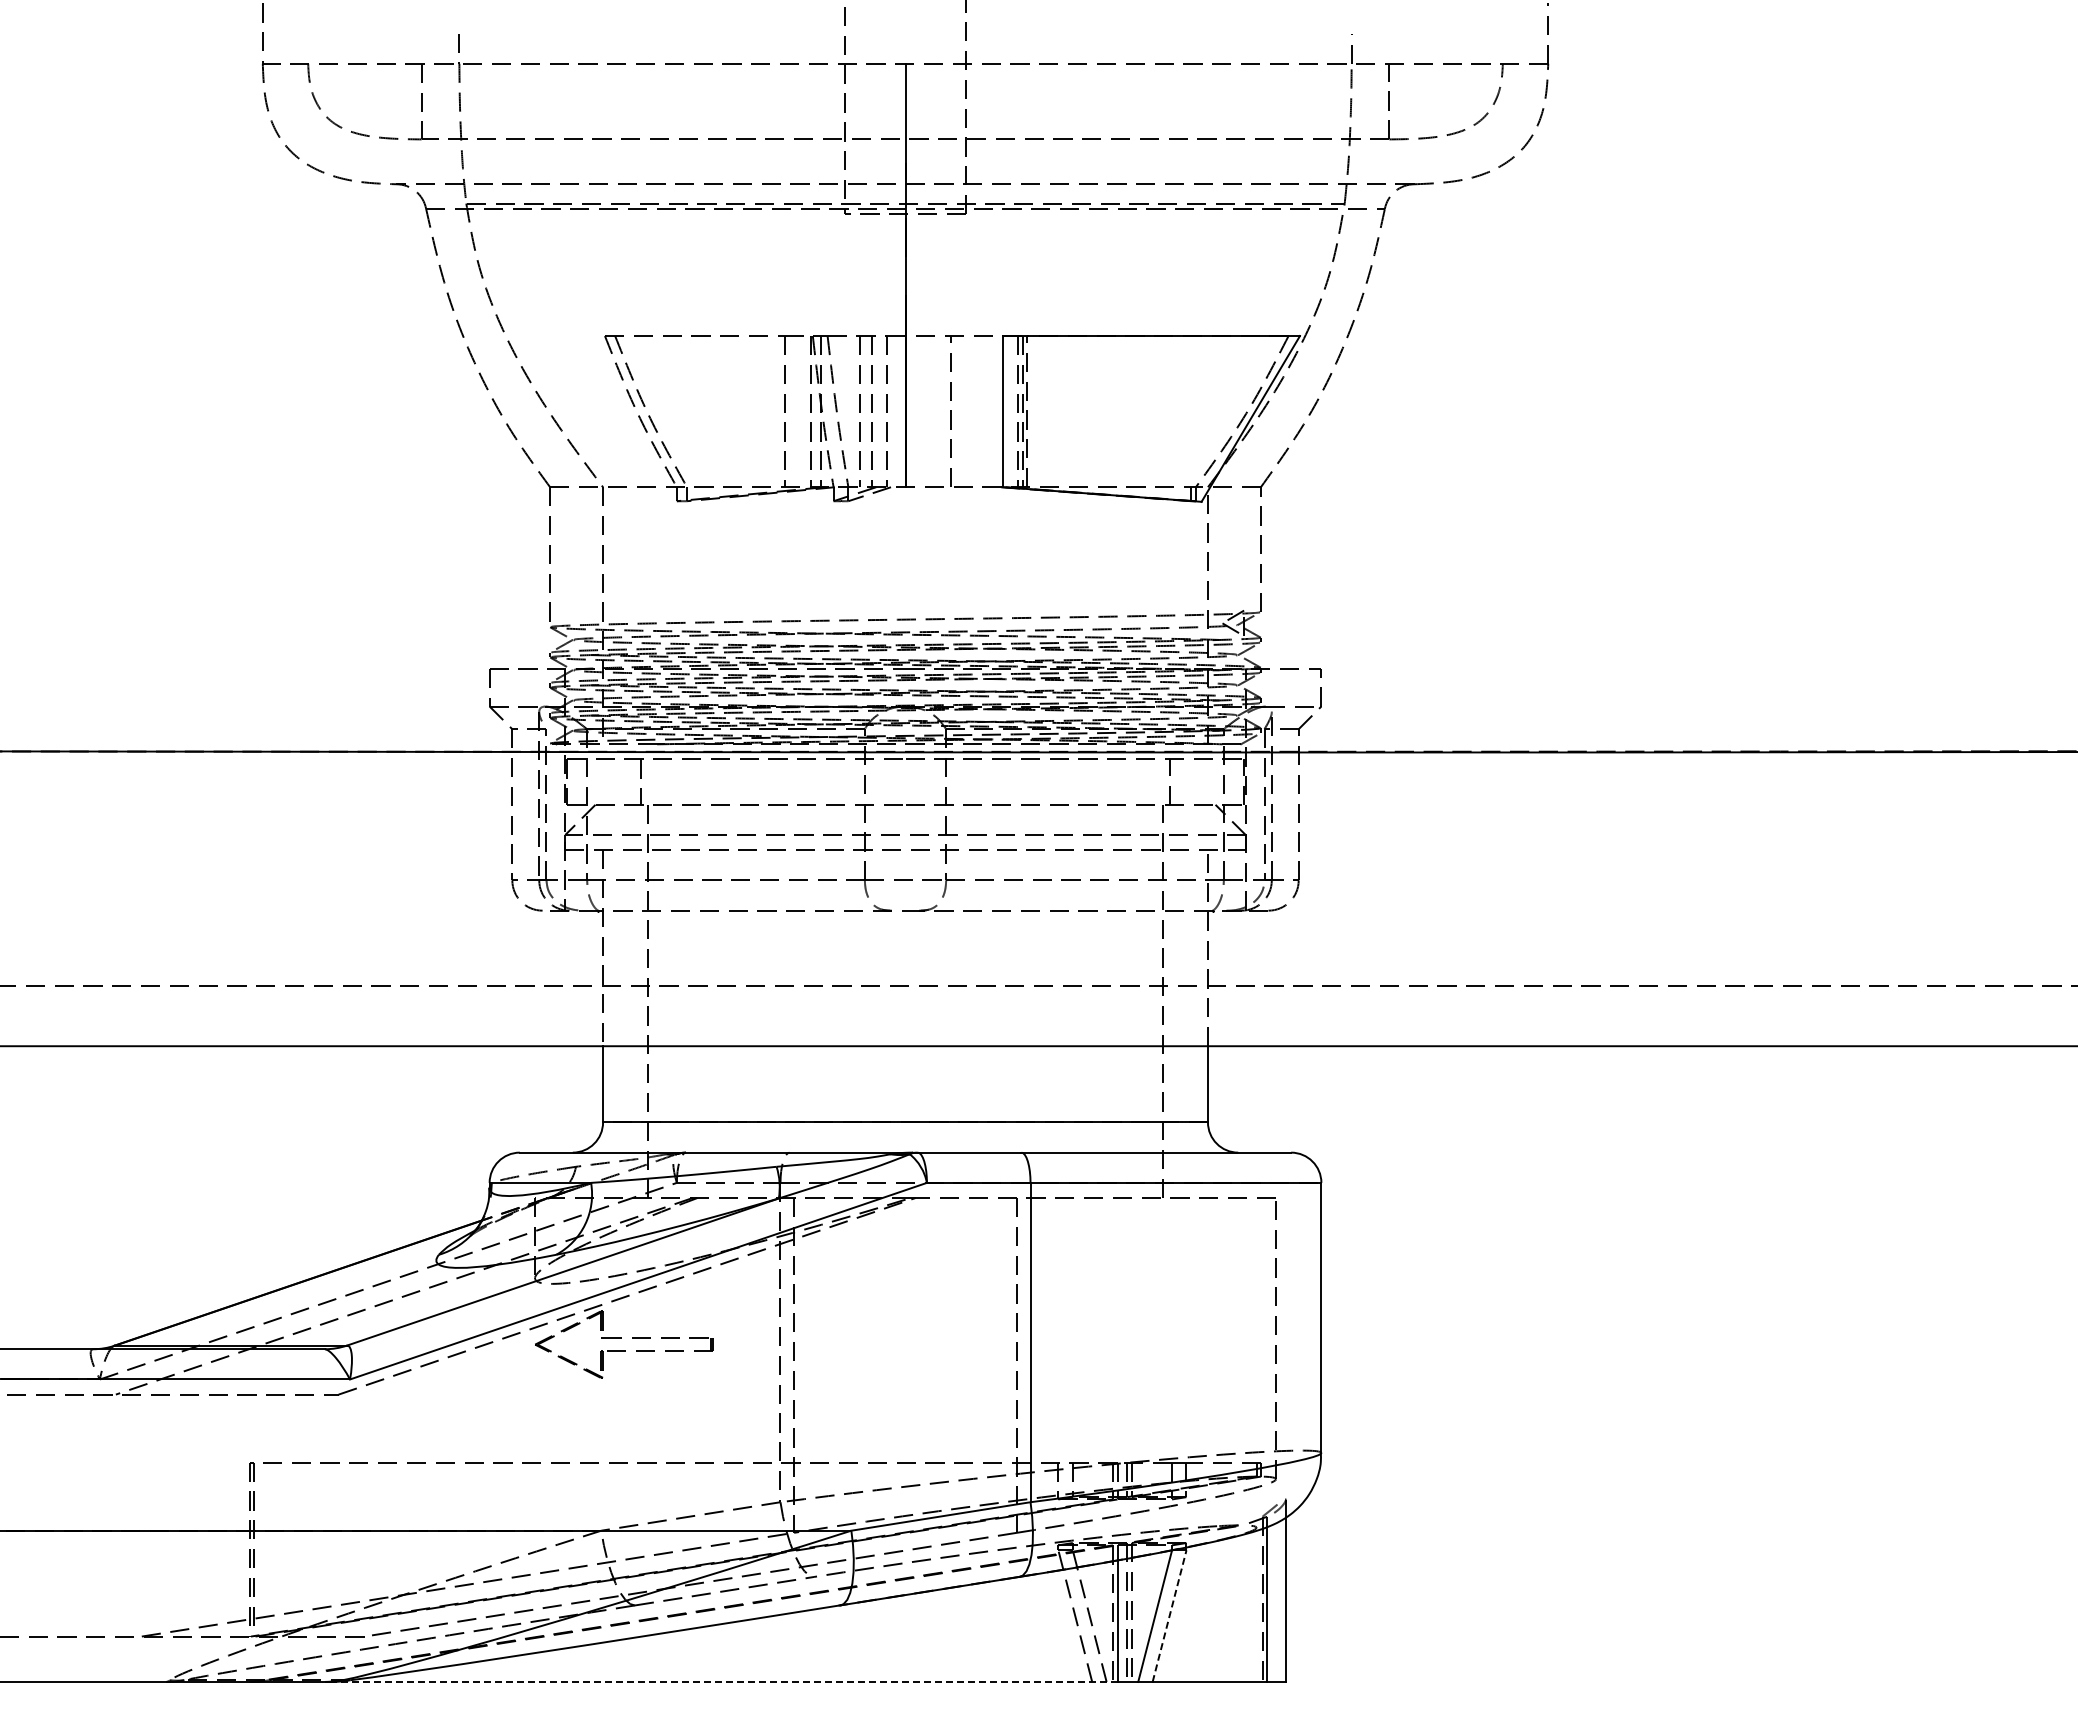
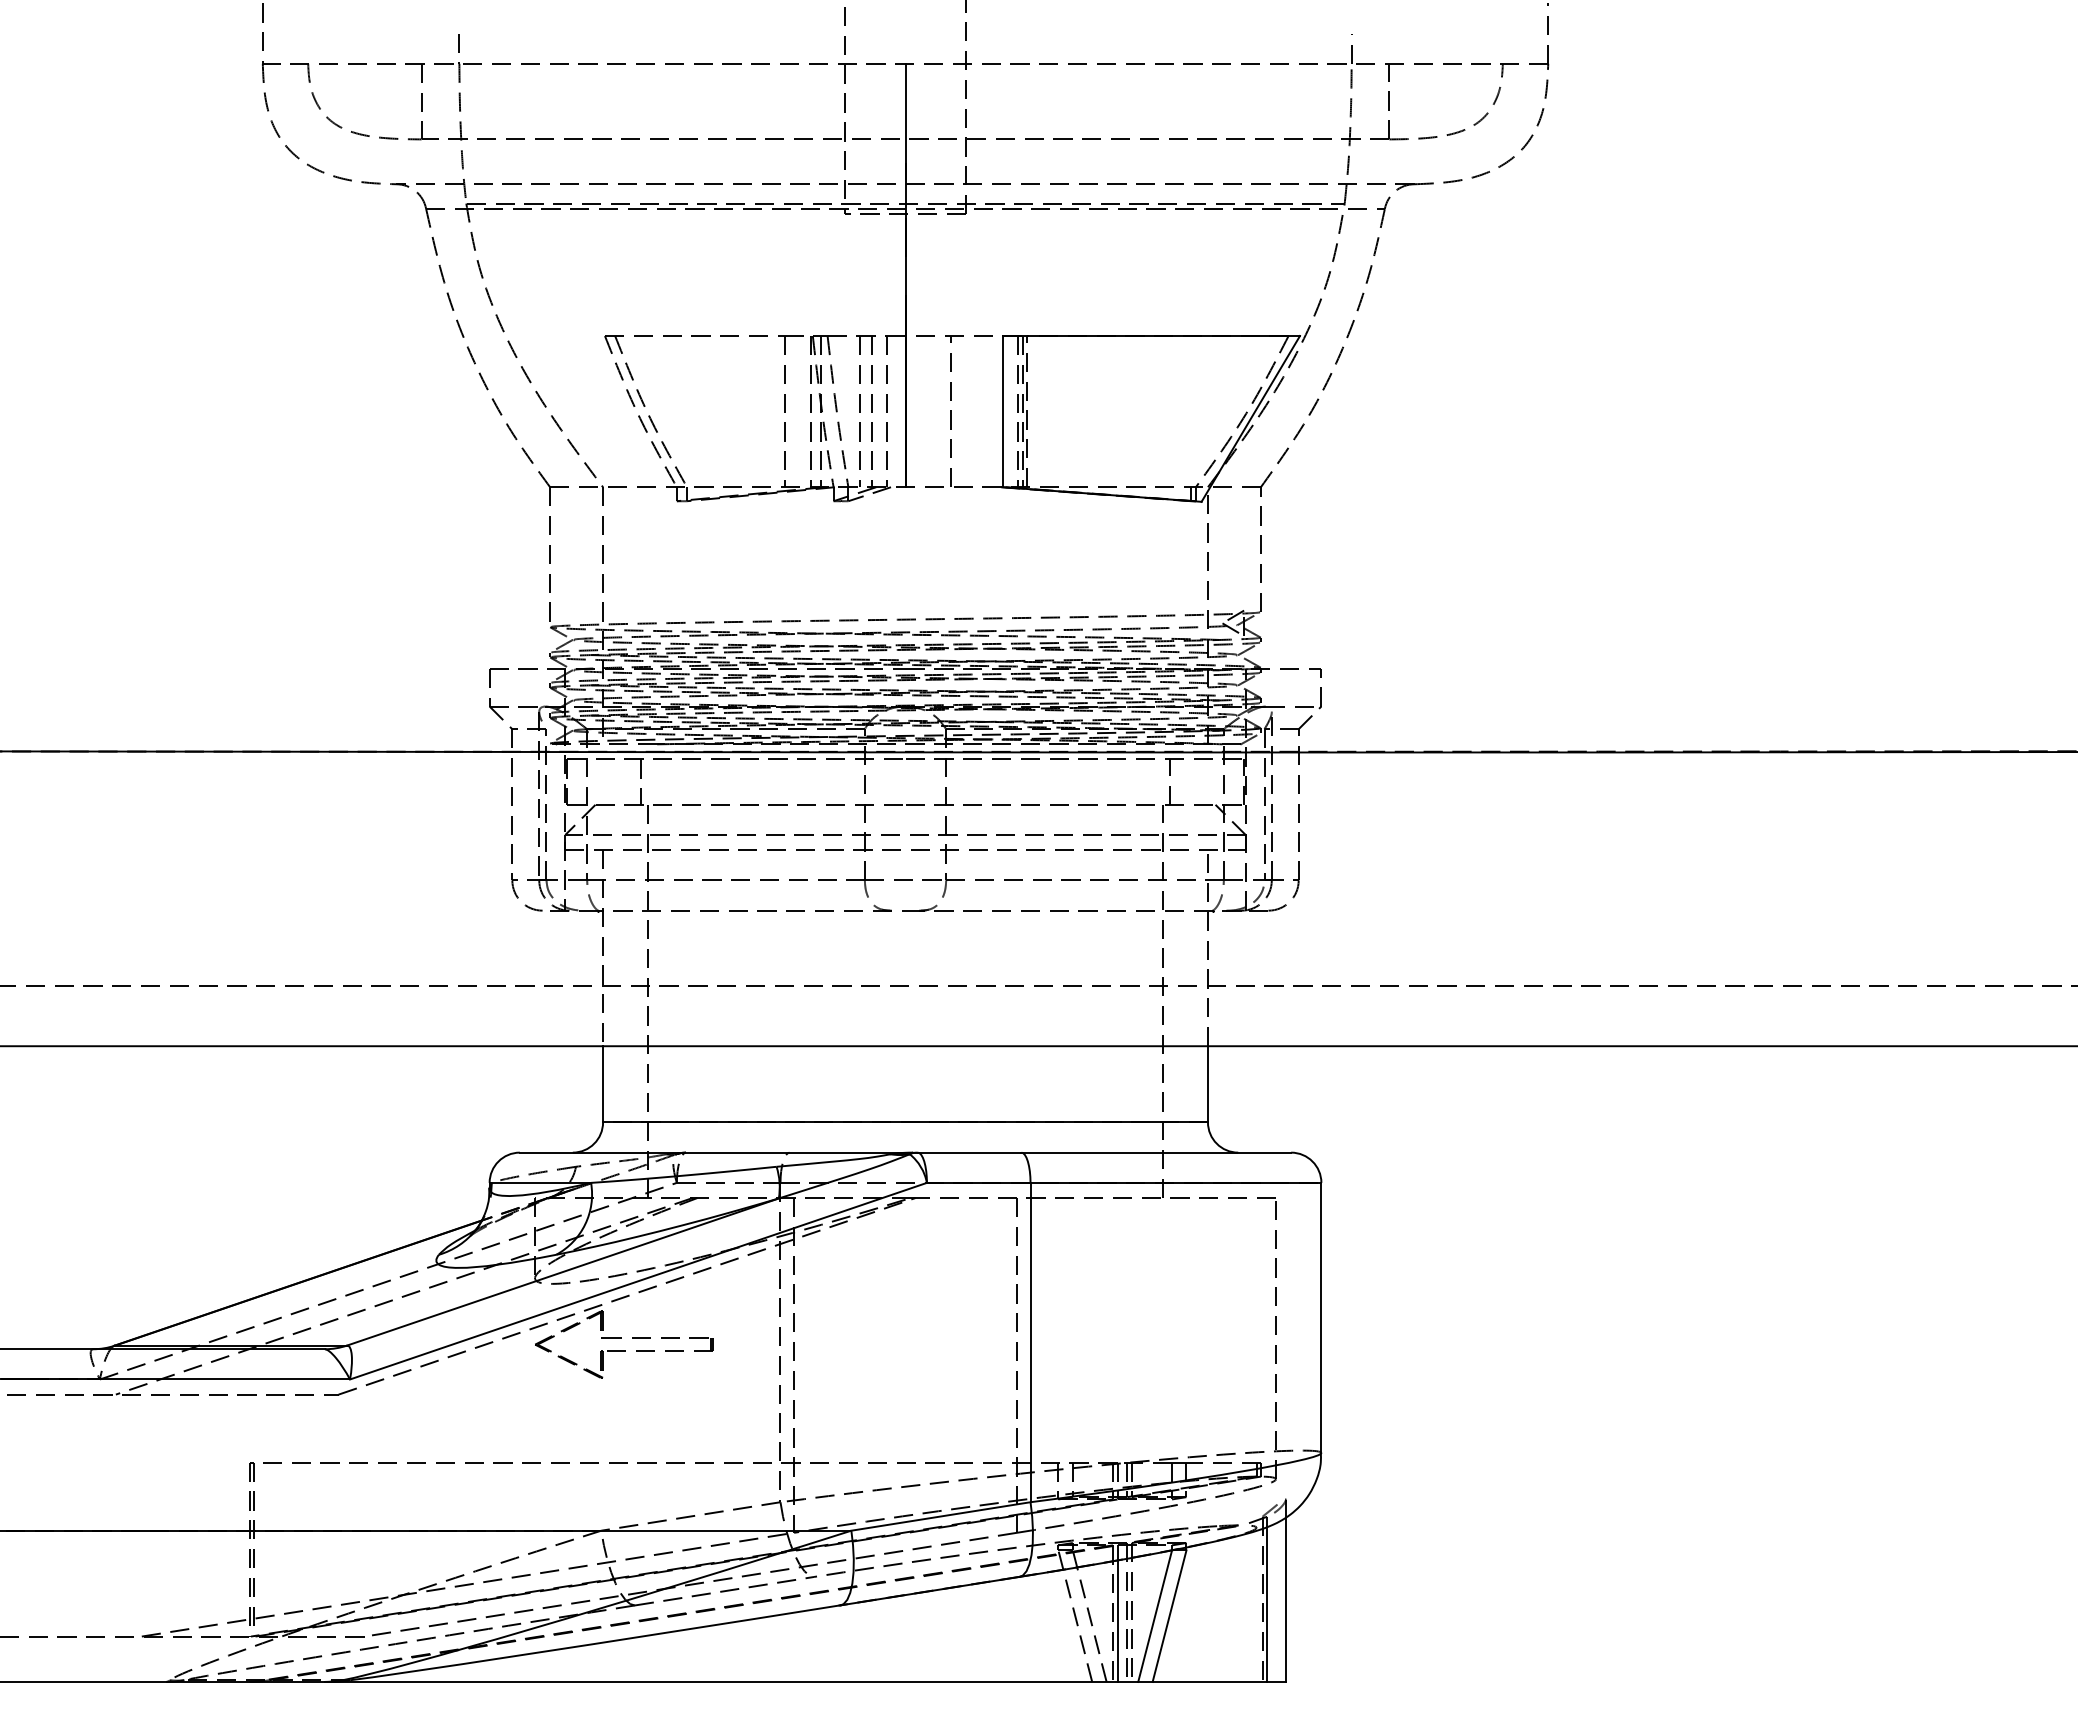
line: dashed -> solid (1169, 1616)
line: dashed -> solid (720, 1681)
